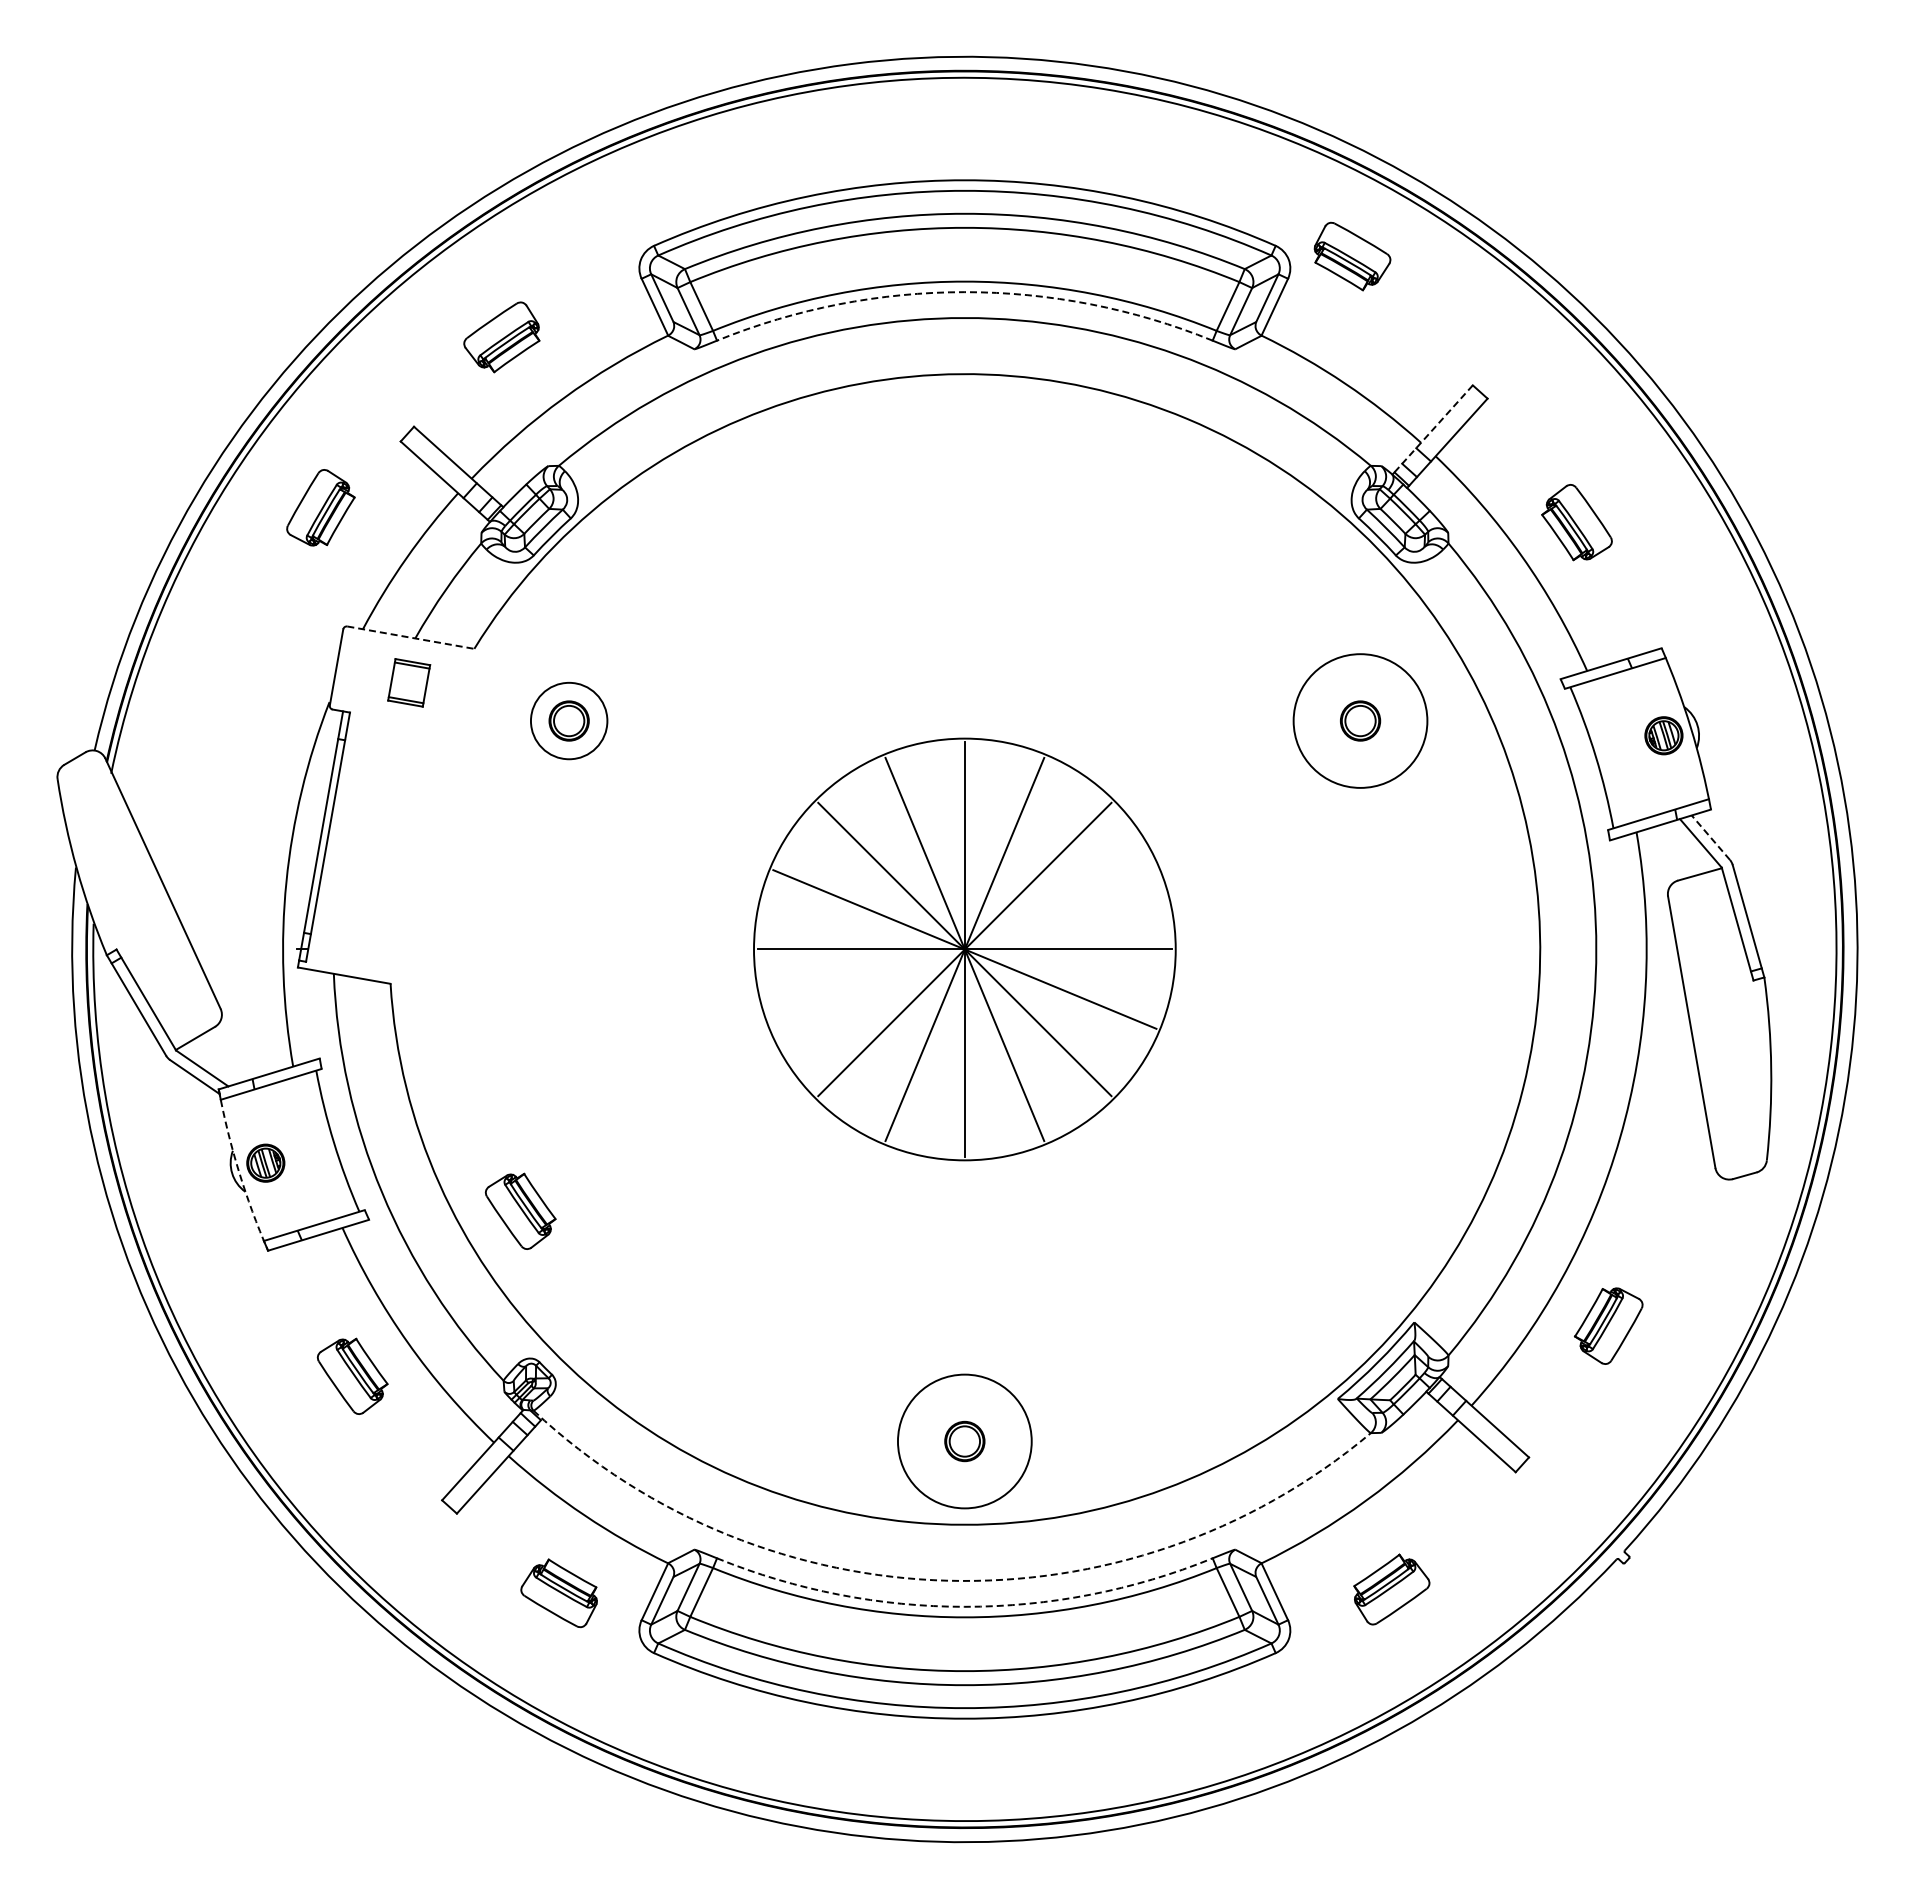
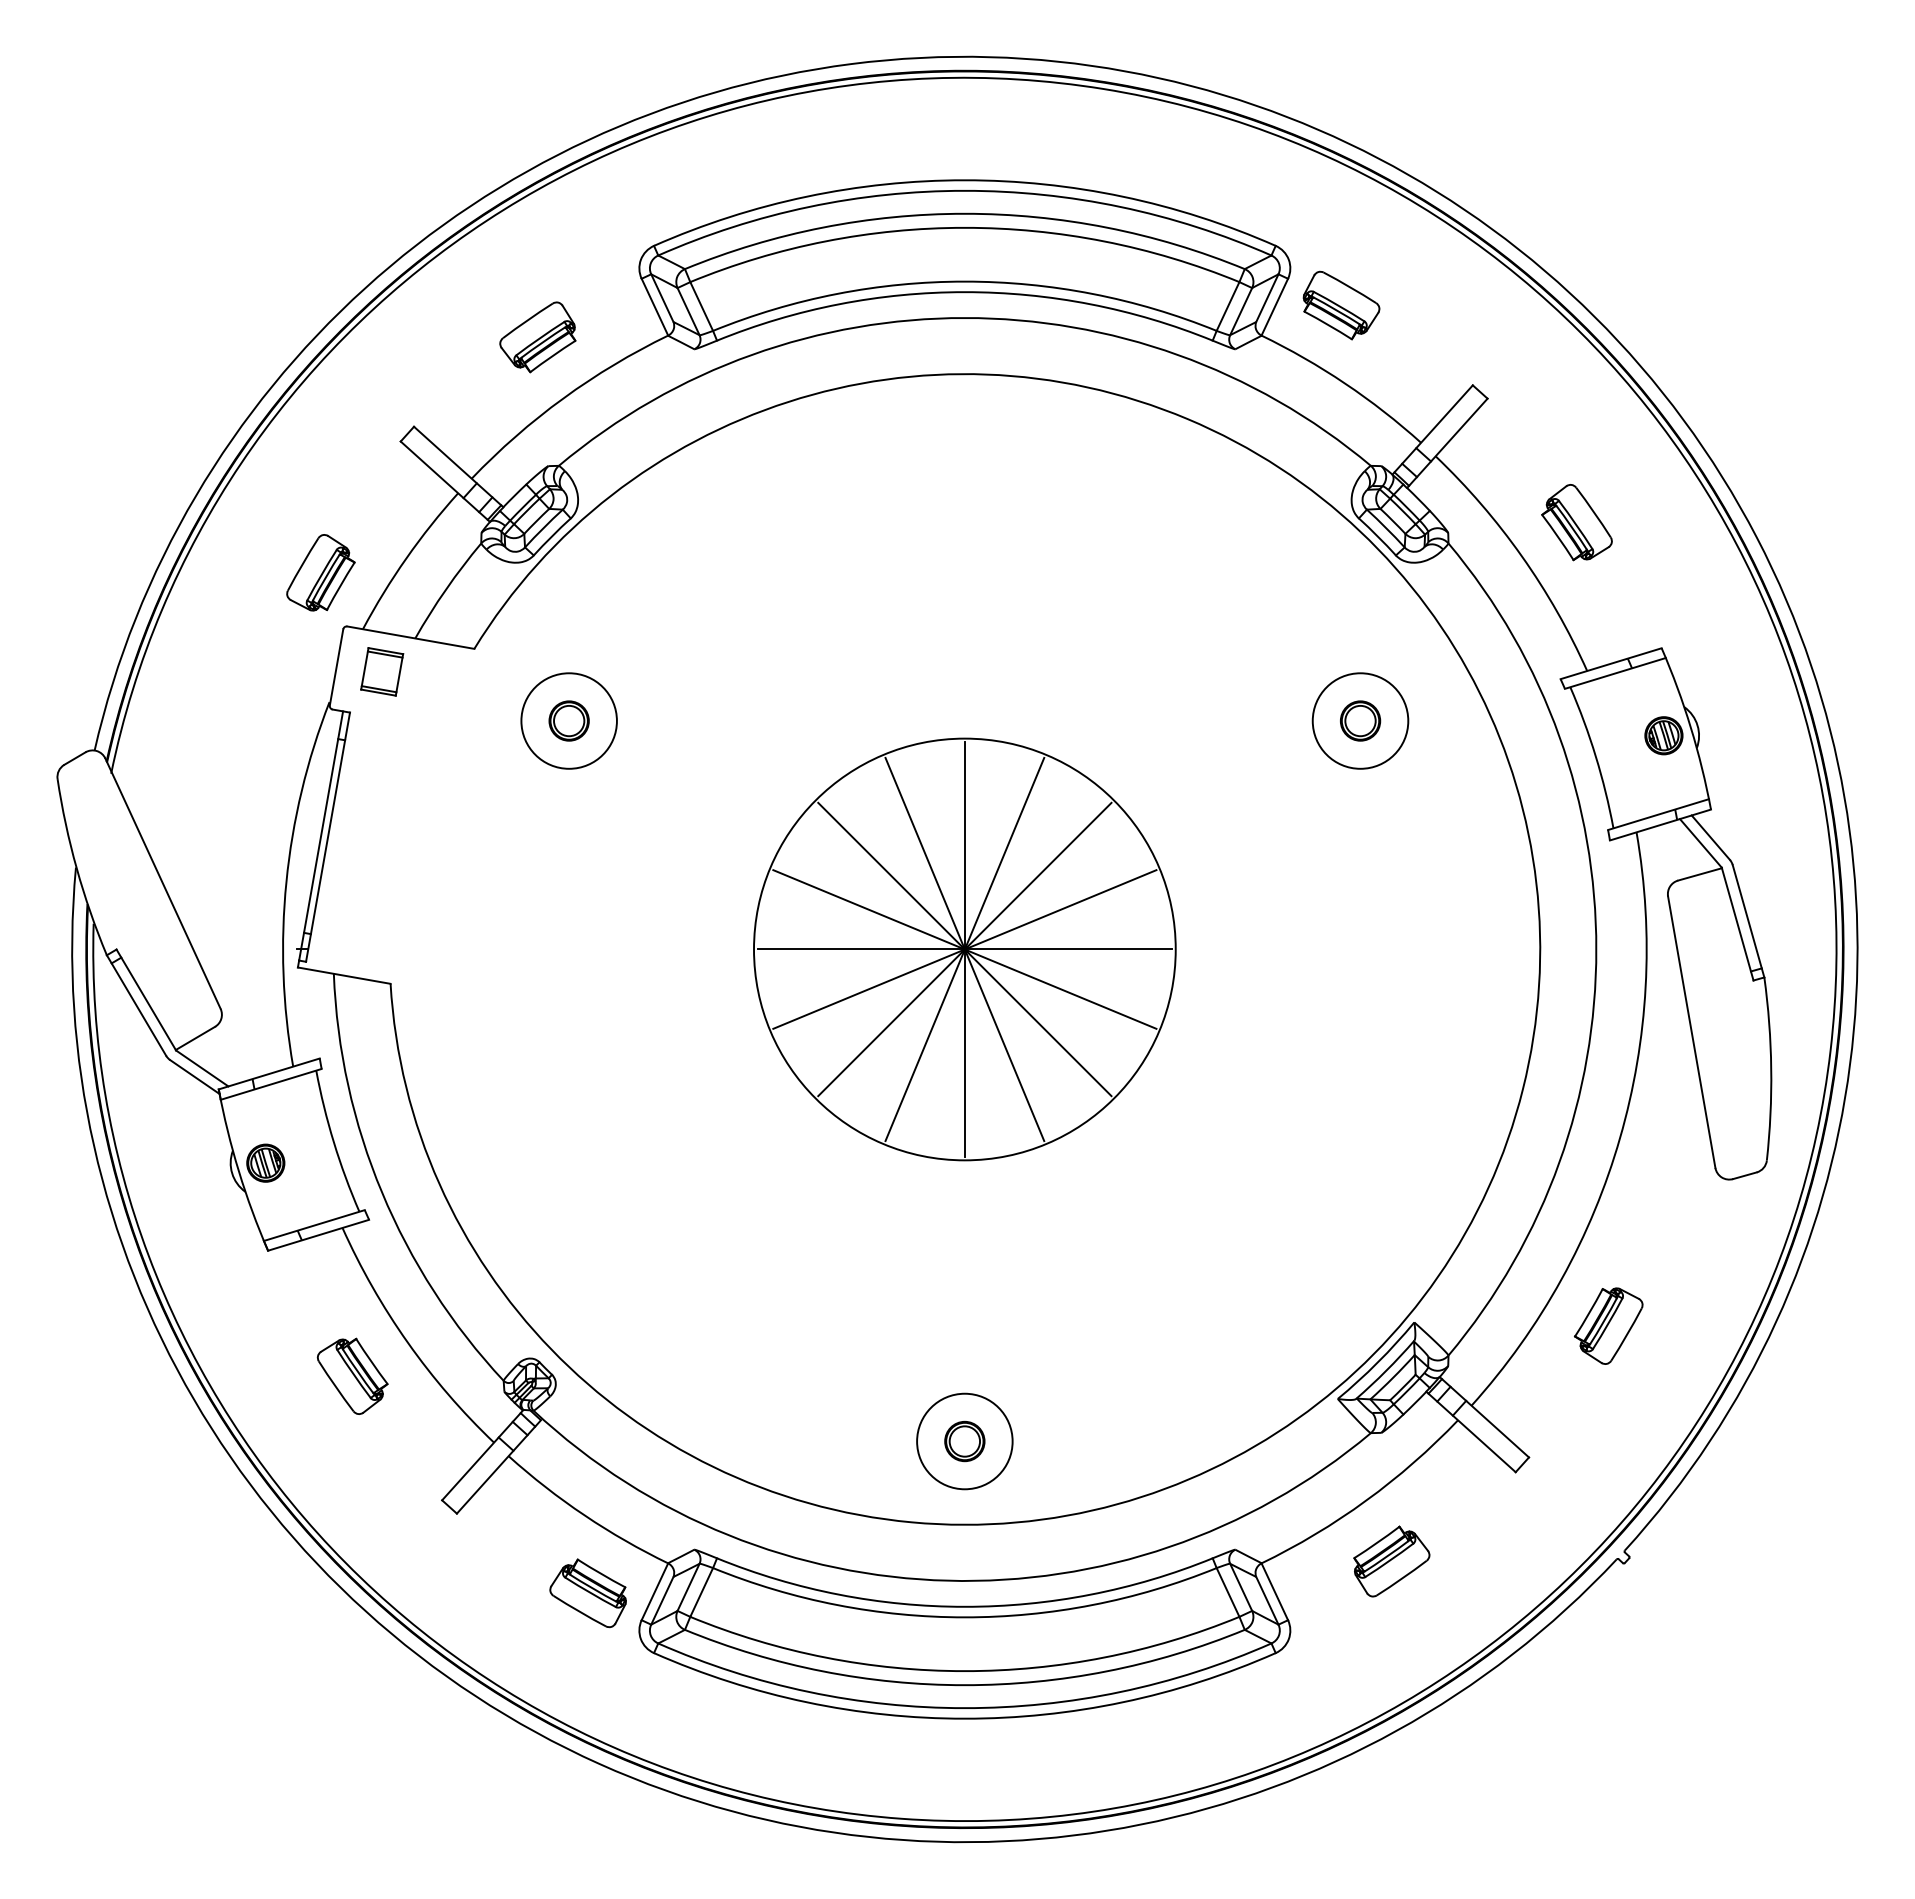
part position: (1352, 256) -> (1341, 305) (1341, 305)
arc: dashed -> solid (964, 292)
part position: (501, 337) -> (537, 337) (537, 337)
line: dashed -> solid (1434, 428)
part position: (320, 507) -> (320, 572) (320, 572)
line: dashed -> solid (411, 637)
part position: (409, 682) -> (382, 671) (382, 671)
circle diameter: 76 px -> 96 px (568, 720)
circle diameter: 134 px -> 96 px (1360, 720)
line: dashed -> solid (1710, 837)
line: none -> present (964, 949)
arc: dashed -> solid (238, 1171)
part: present -> none (520, 1210)
circle diameter: 134 px -> 96 px (964, 1441)
arc: dashed -> solid (947, 1580)
part position: (1391, 1589) -> (1391, 1561) (1391, 1561)
part position: (558, 1593) -> (587, 1593) (587, 1593)
arc: dashed -> solid (964, 1606)
